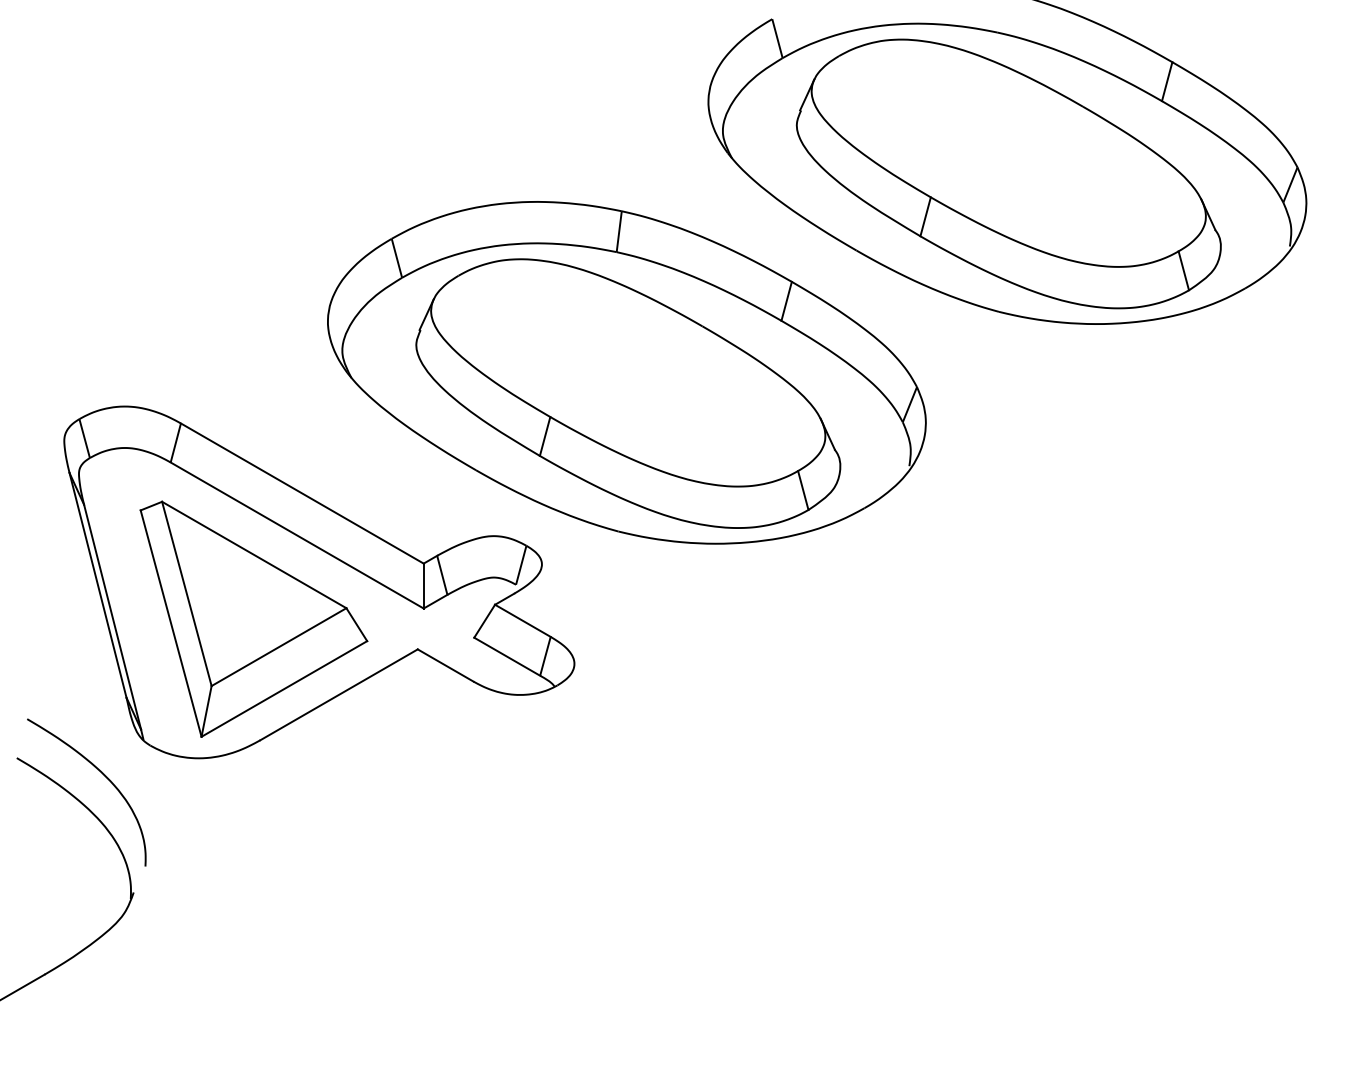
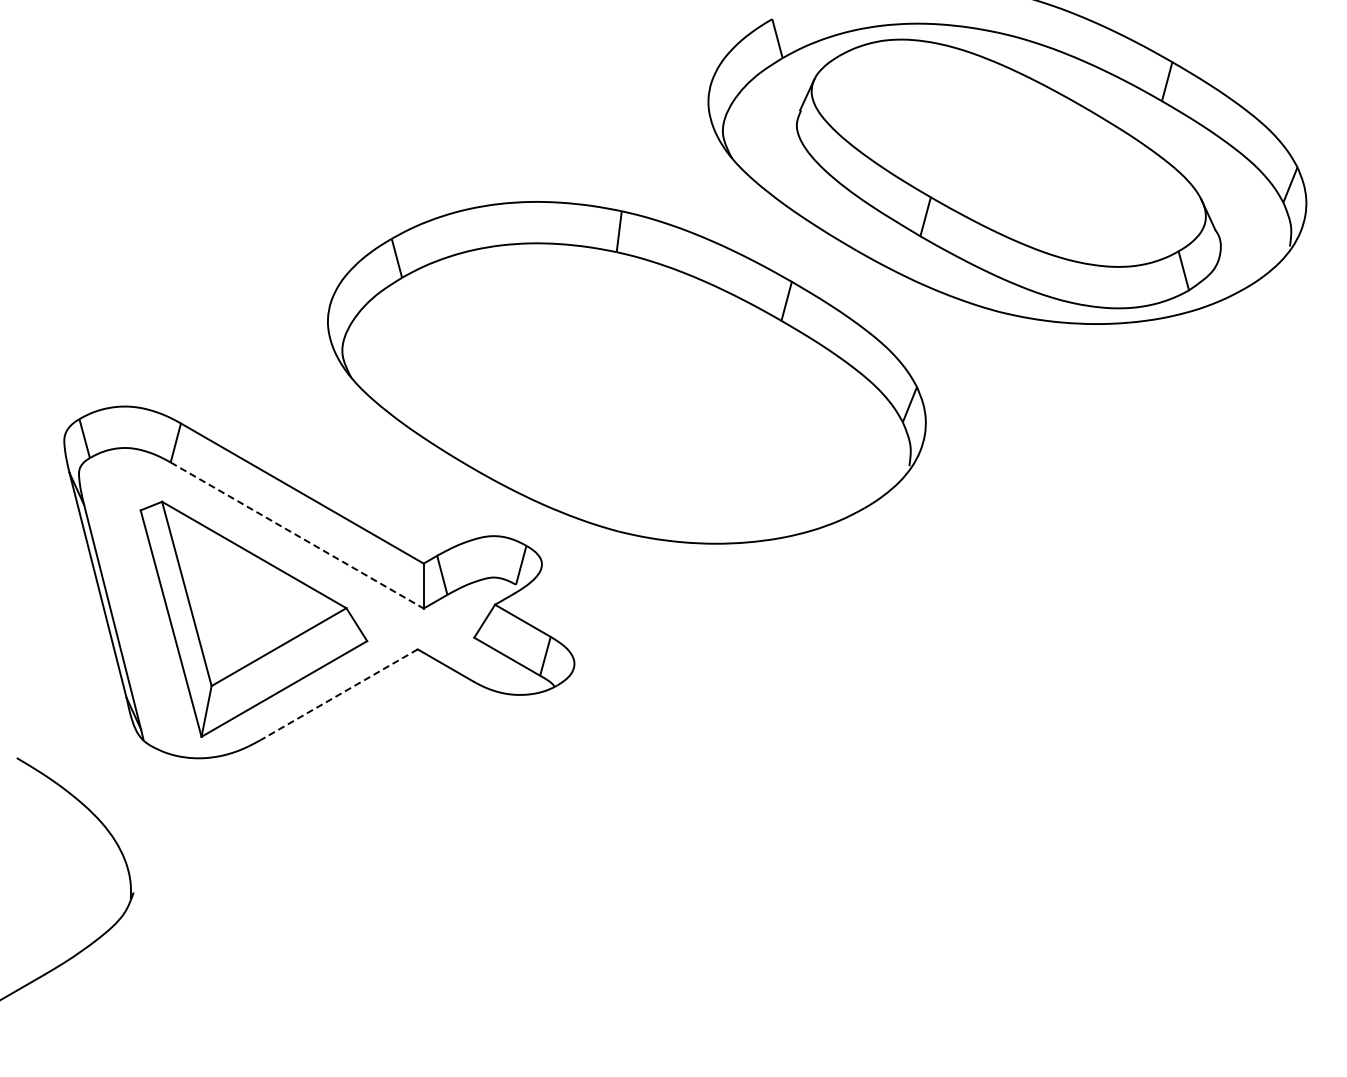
part: present -> none (628, 393)
line: solid -> dashed (297, 535)
line: solid -> dashed (339, 694)
curve: present -> none (103, 775)
